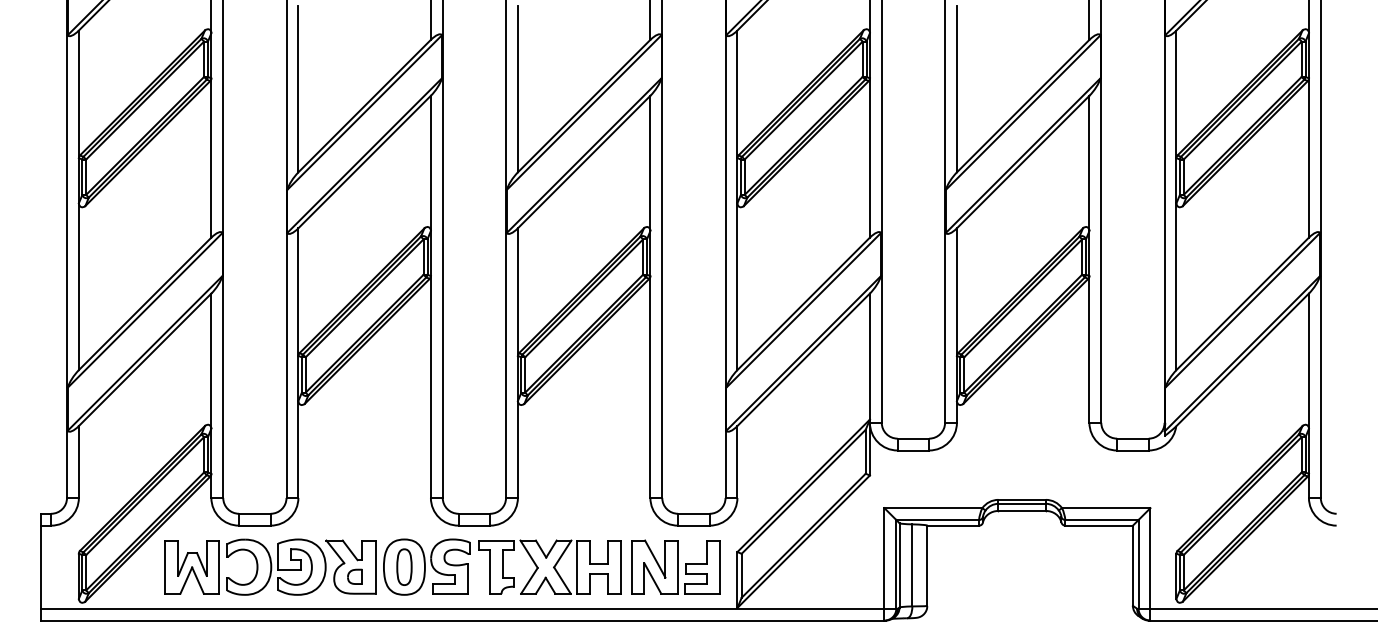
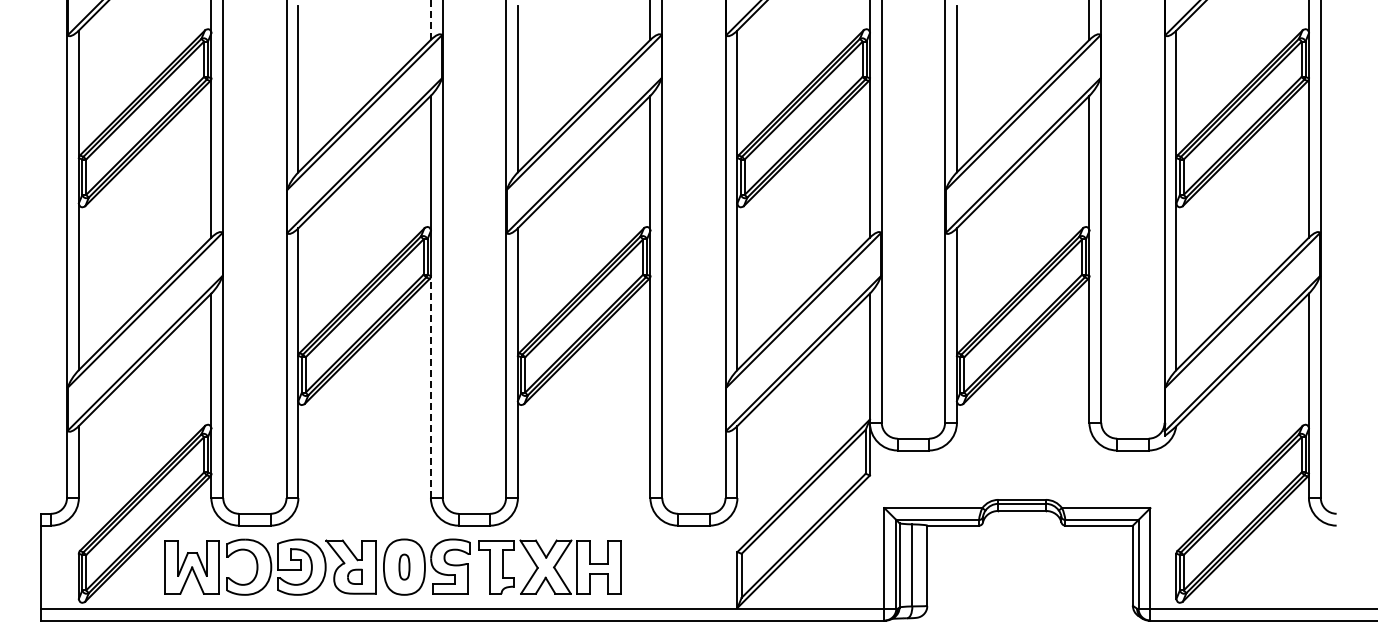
line: solid -> dashed (430, 19)
line: solid -> dashed (430, 387)
part size: 17x38 px -> 13x28 px (404, 566)
part: present -> none (675, 566)
